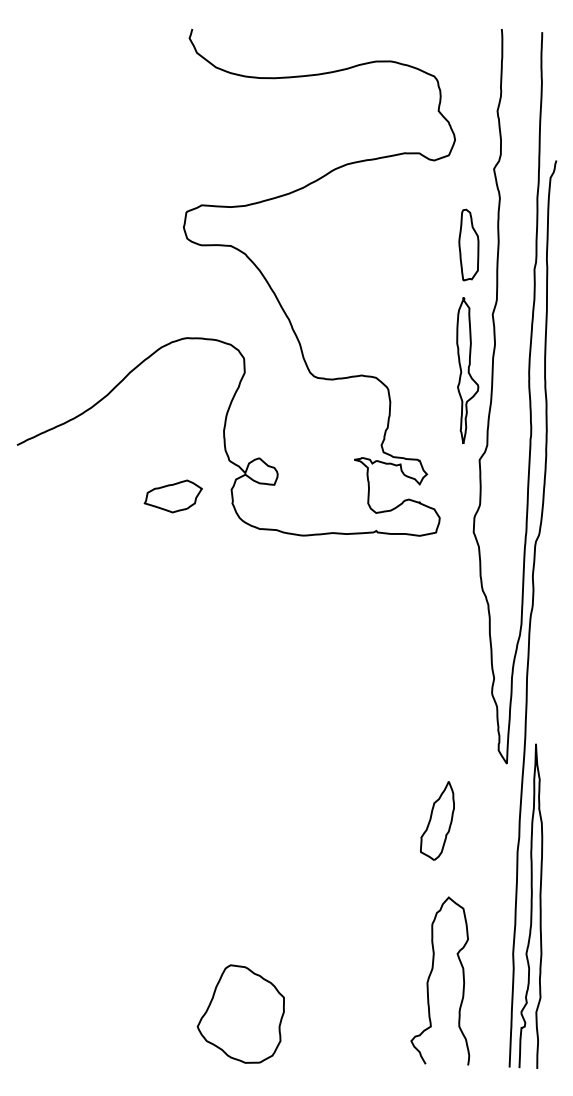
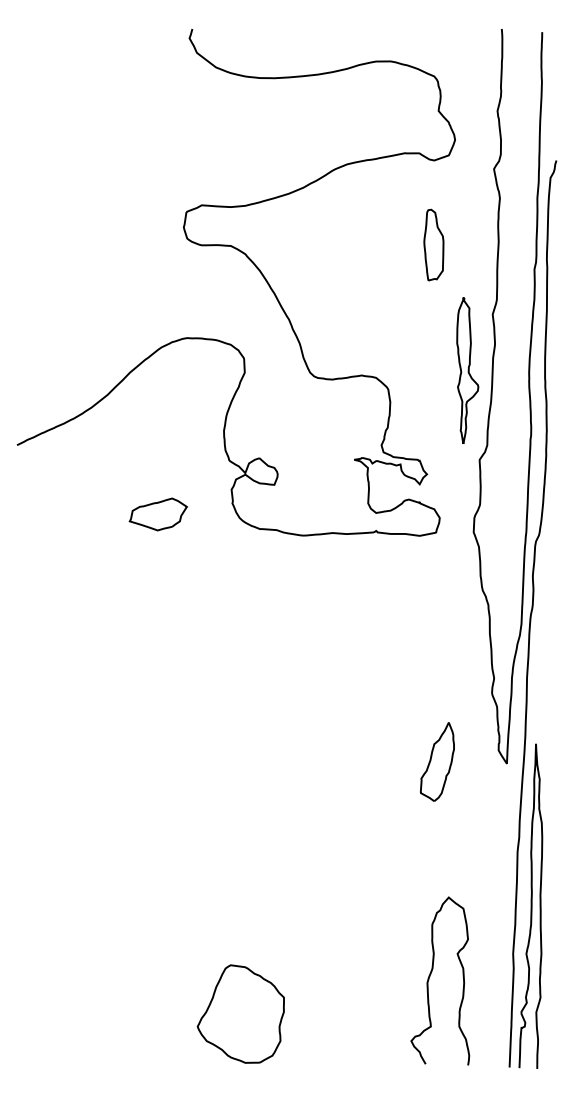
part position: (468, 244) -> (433, 244) (433, 244)
part position: (172, 496) -> (157, 514) (157, 514)
part position: (437, 820) -> (437, 761) (437, 761)
